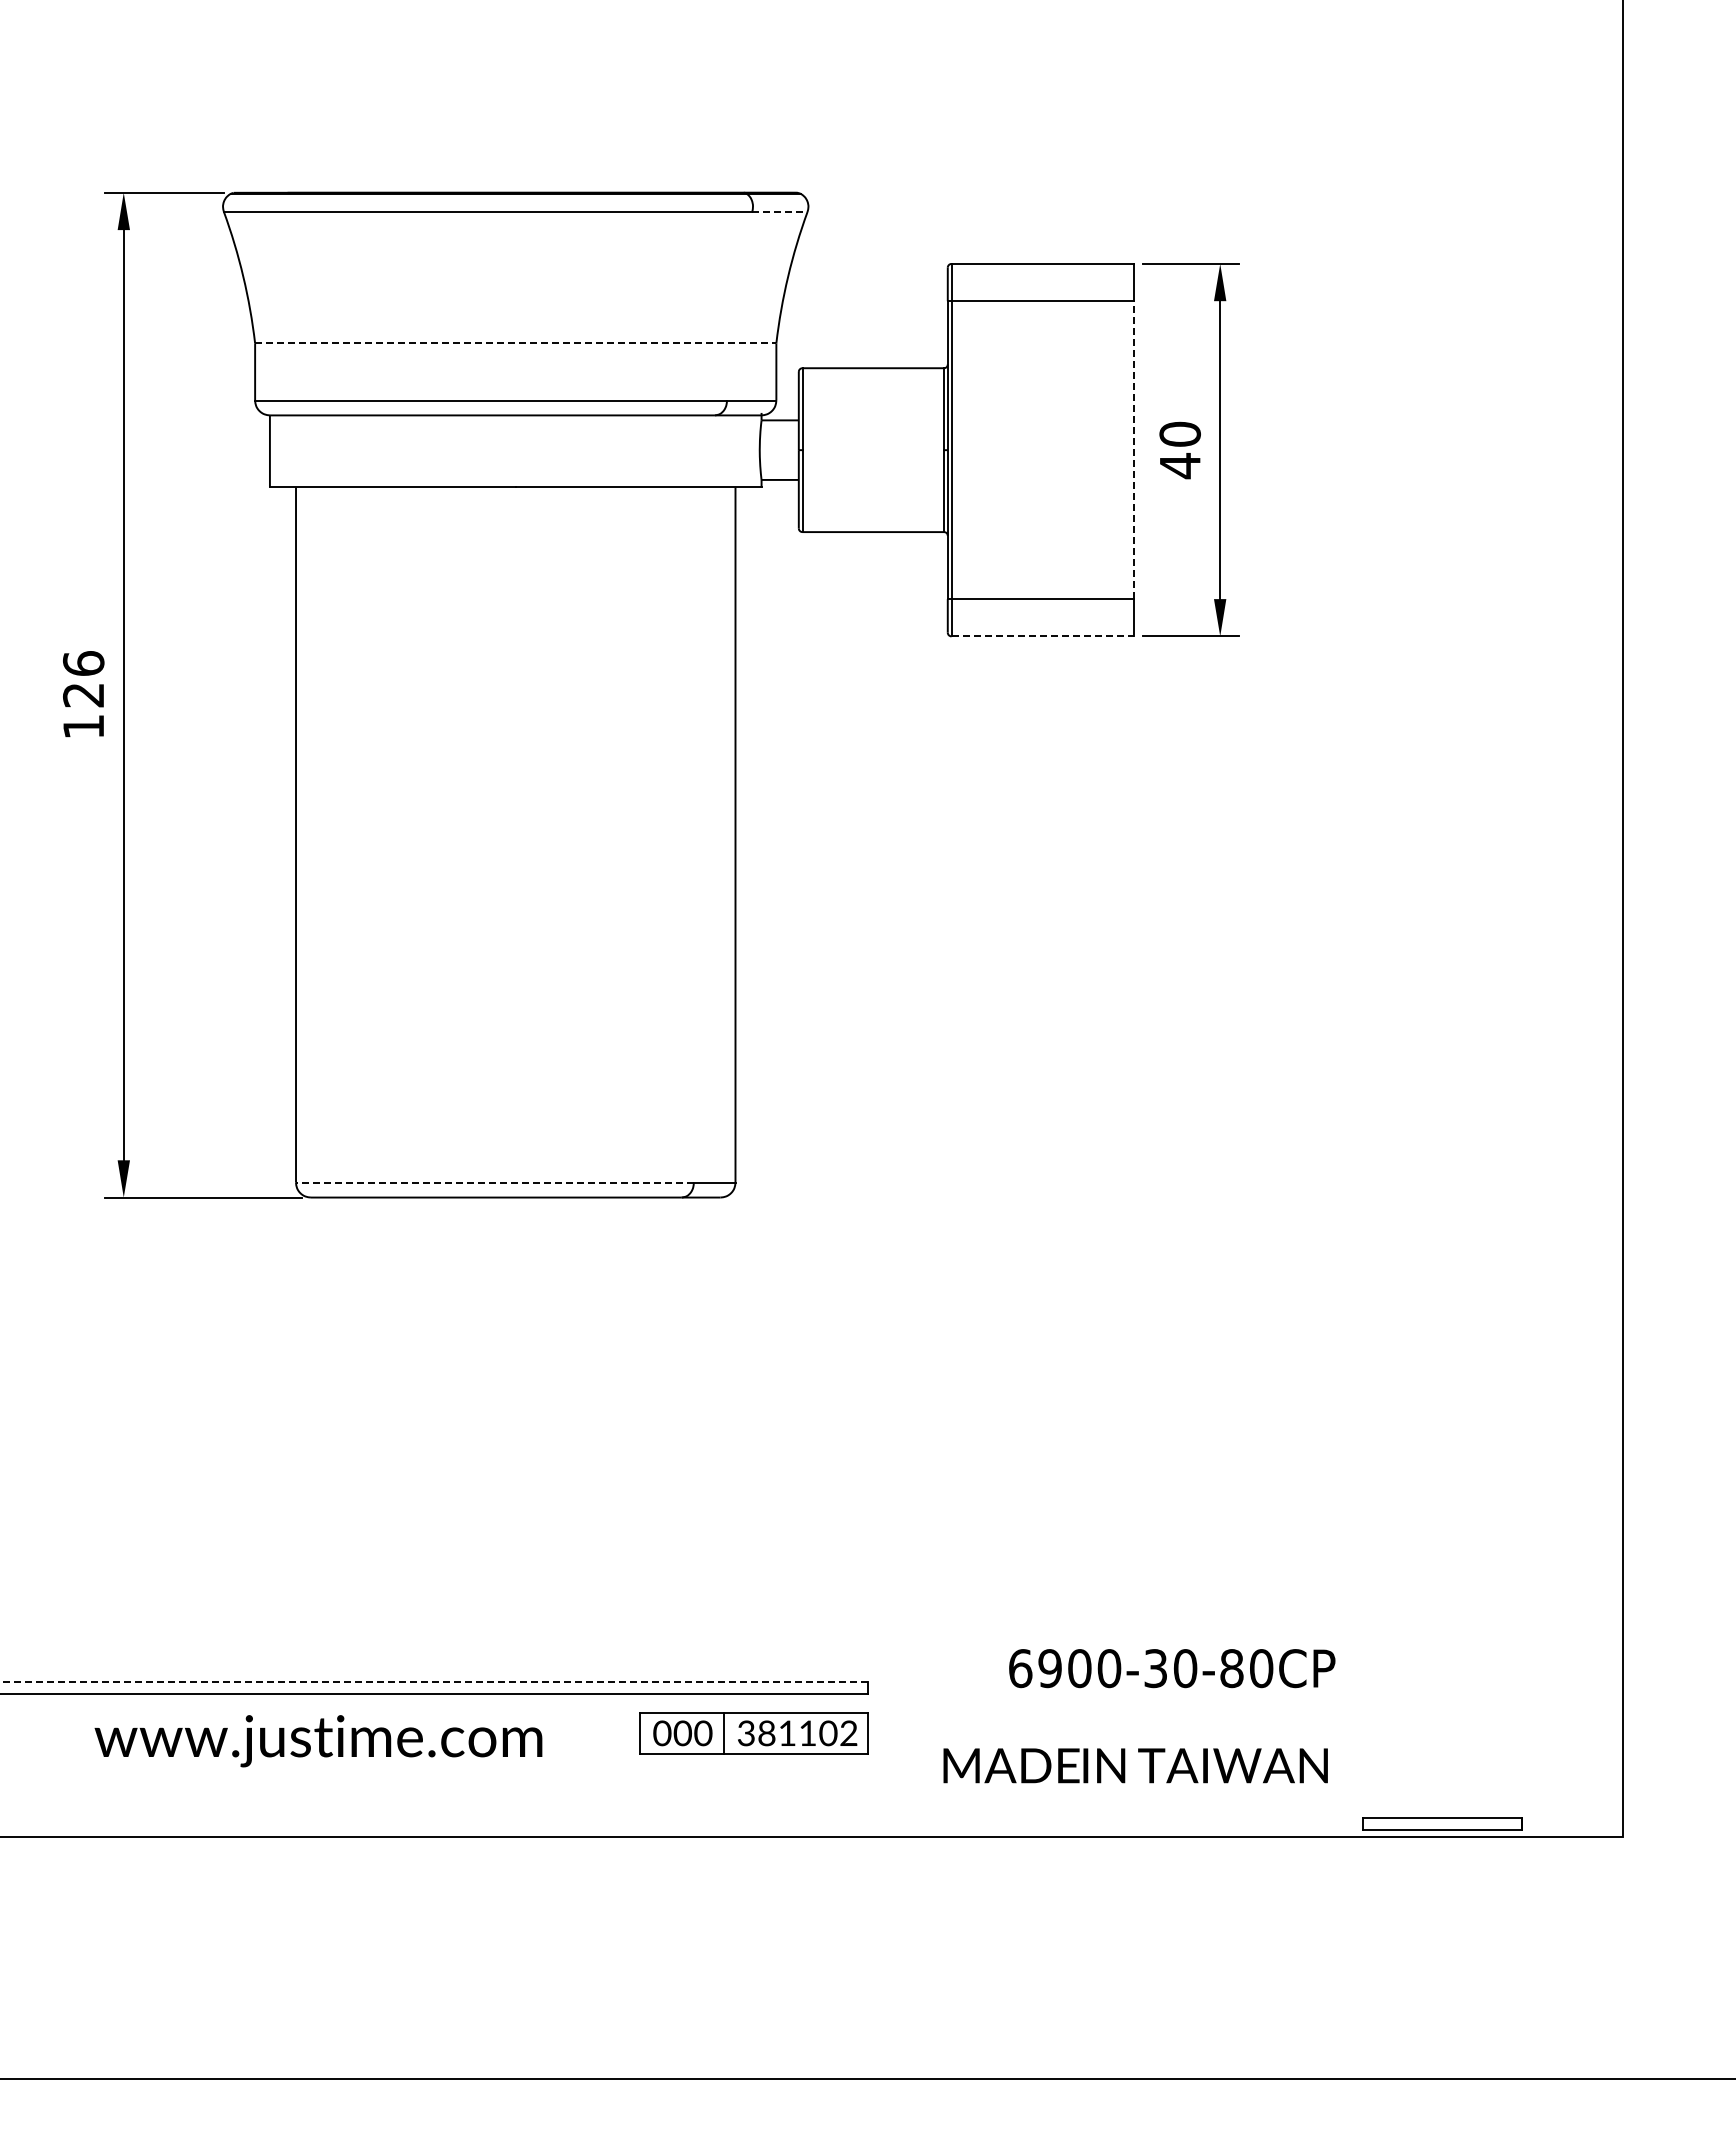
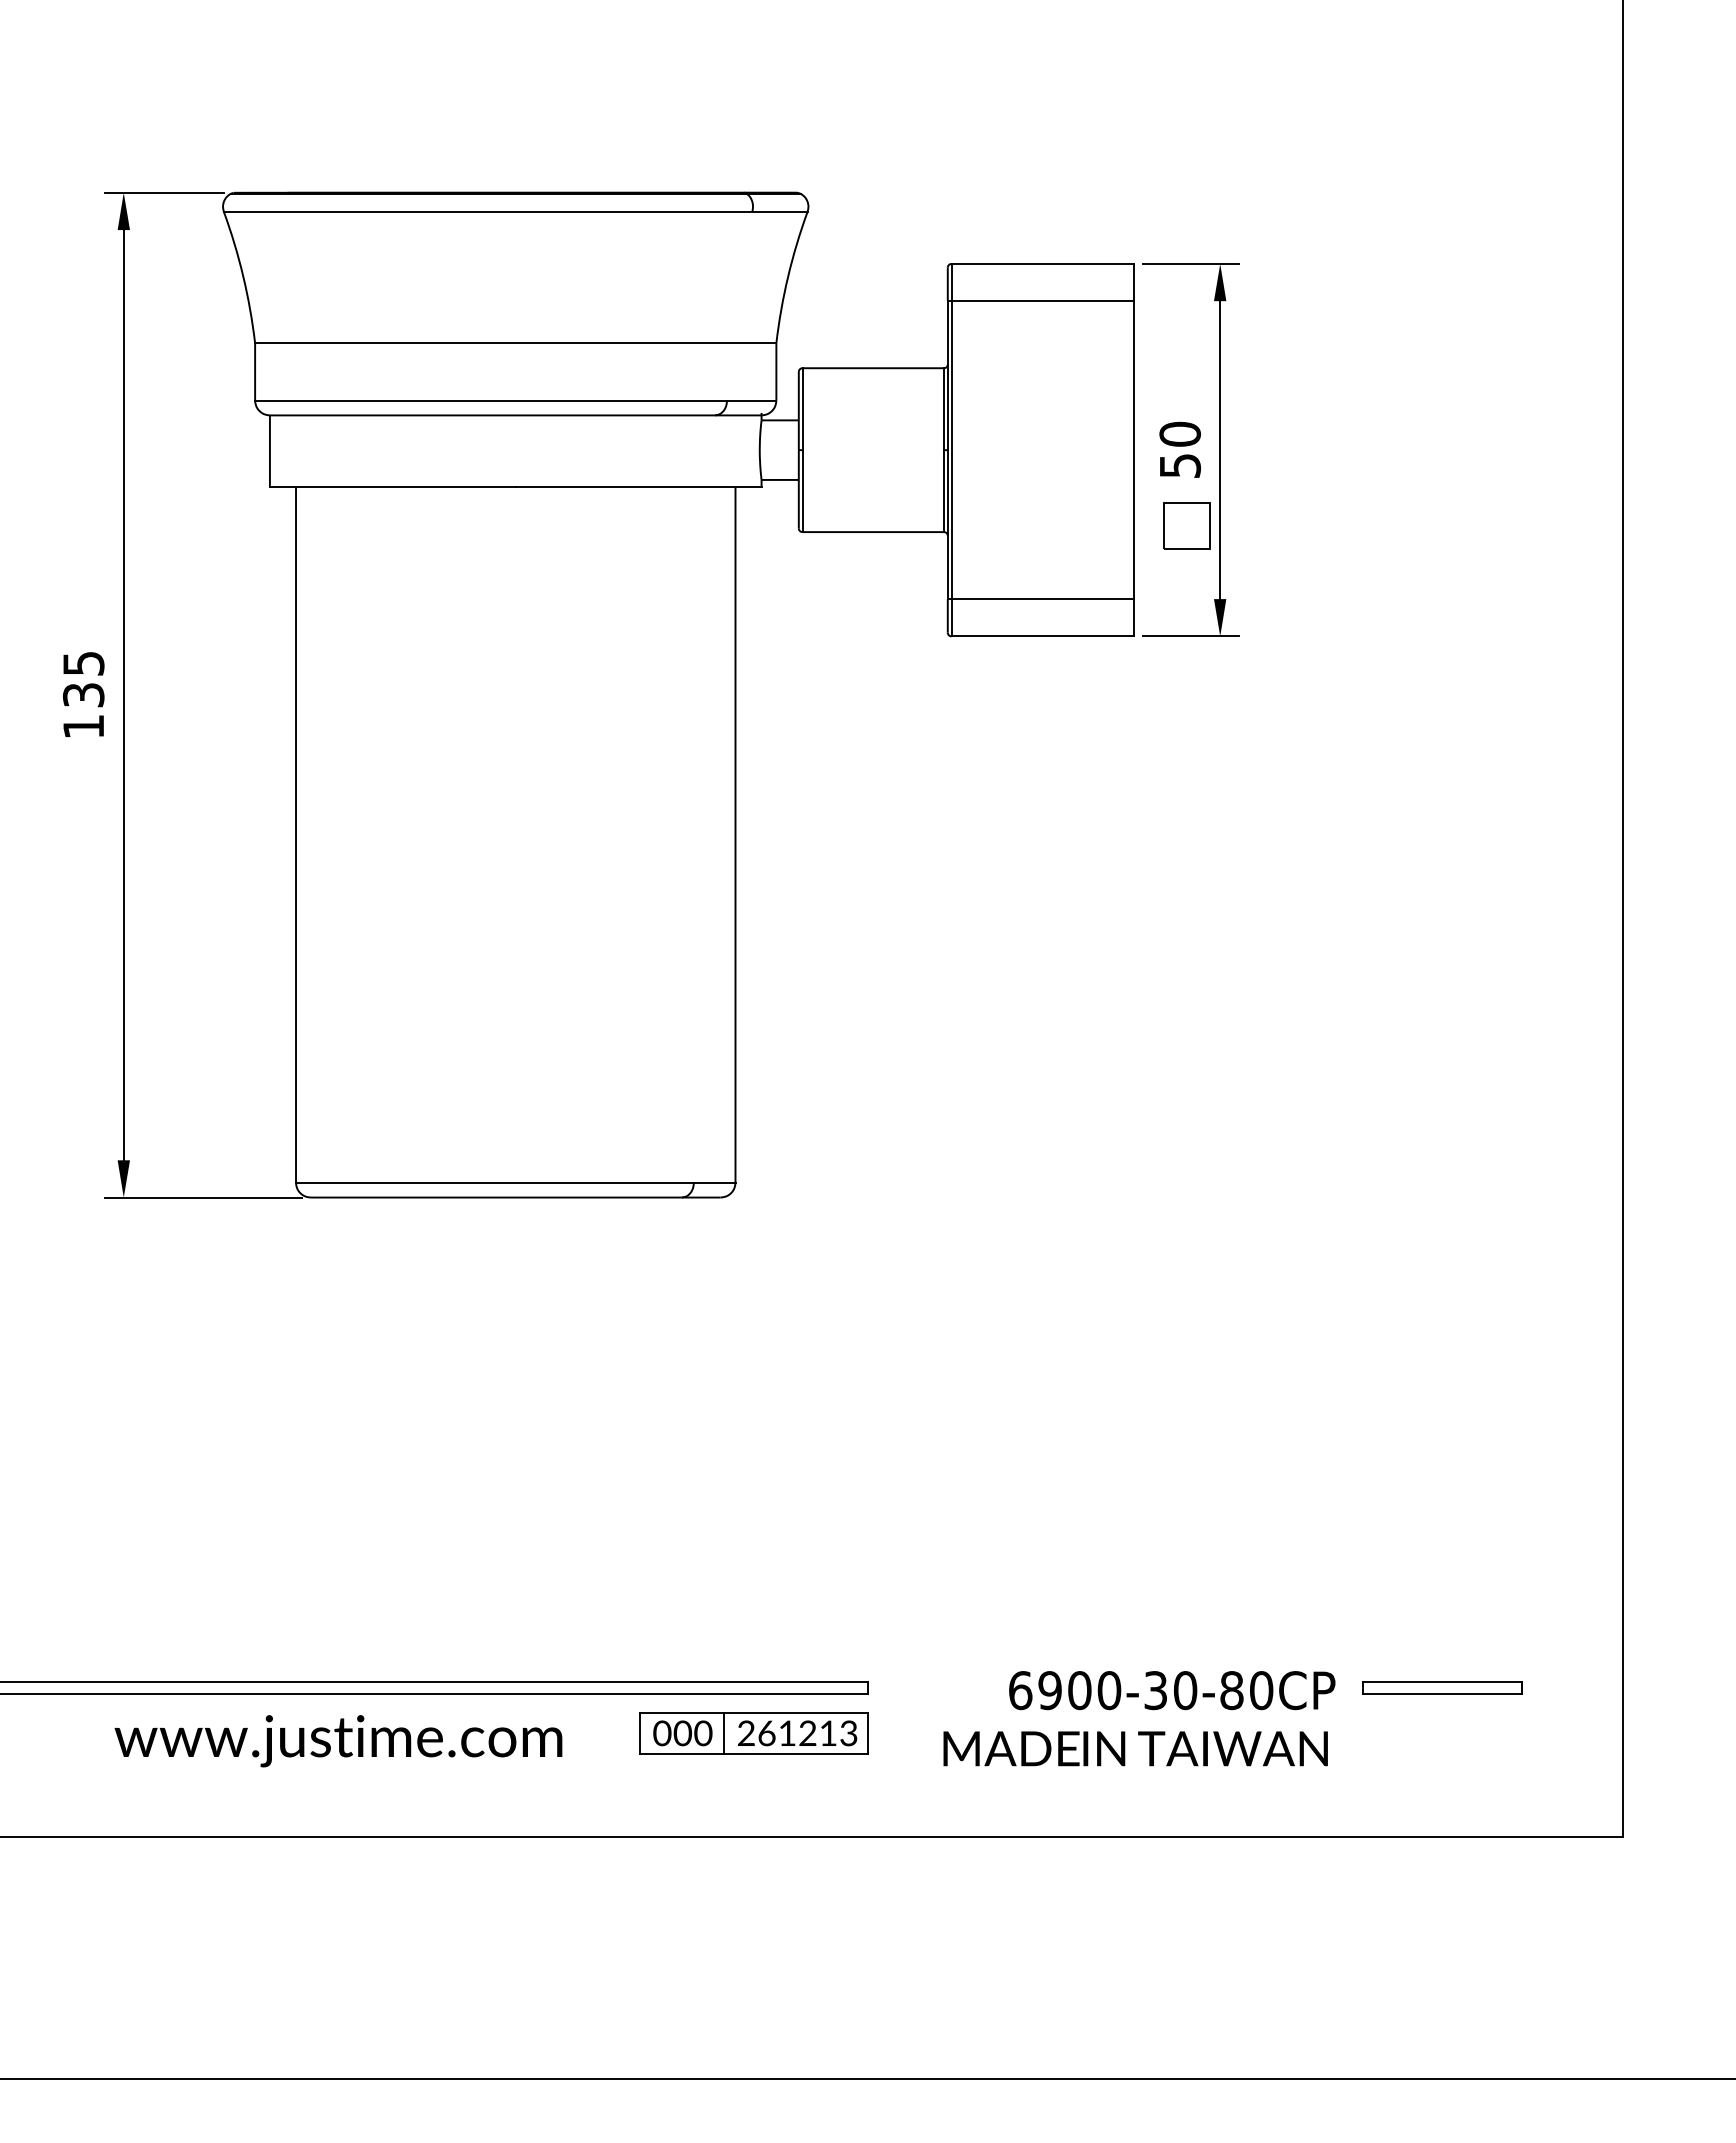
line: dashed -> solid (779, 211)
line: dashed -> solid (515, 343)
line: dashed -> solid (1134, 450)
text: 40 -> 50 (1180, 466)
part: none -> present (1186, 525)
line: dashed -> solid (1043, 636)
text: 126 -> 135 (83, 679)
line: dashed -> solid (494, 1182)
text position: (1172, 1668) -> (1172, 1690) (1172, 1690)
line: dashed -> solid (433, 1681)
text: 381102 -> 261213 (797, 1733)
text position: (318, 1741) -> (338, 1741) (338, 1741)
text position: (1135, 1765) -> (1135, 1748) (1135, 1748)
part position: (1442, 1823) -> (1442, 1687) (1442, 1687)
